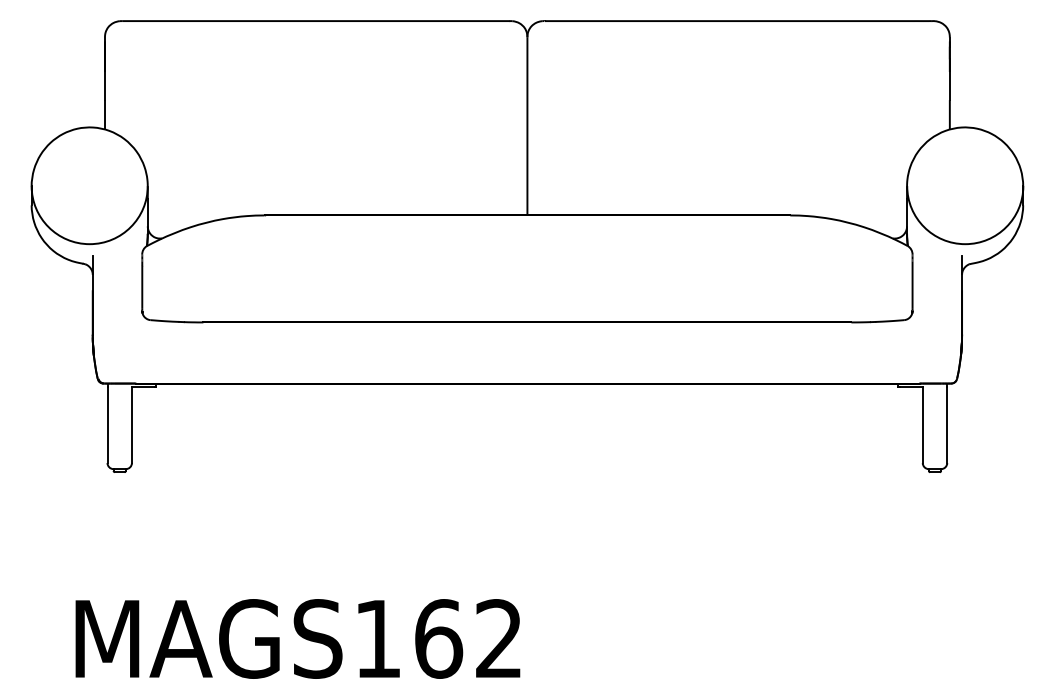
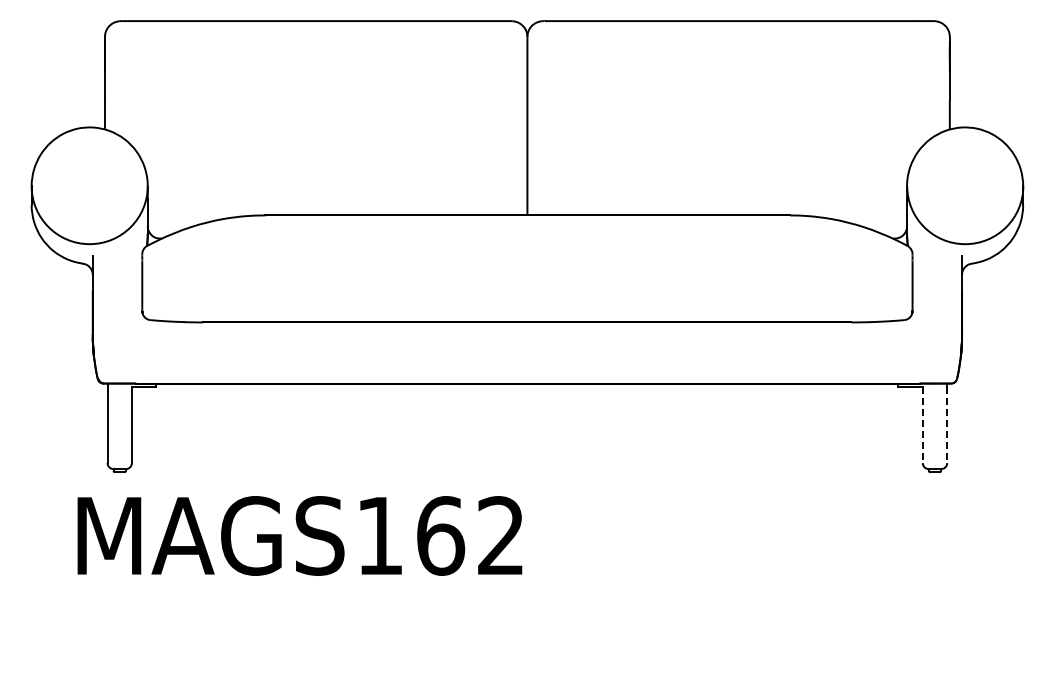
line: solid -> dashed (922, 425)
line: solid -> dashed (947, 425)
text position: (297, 638) -> (299, 535) (299, 535)
